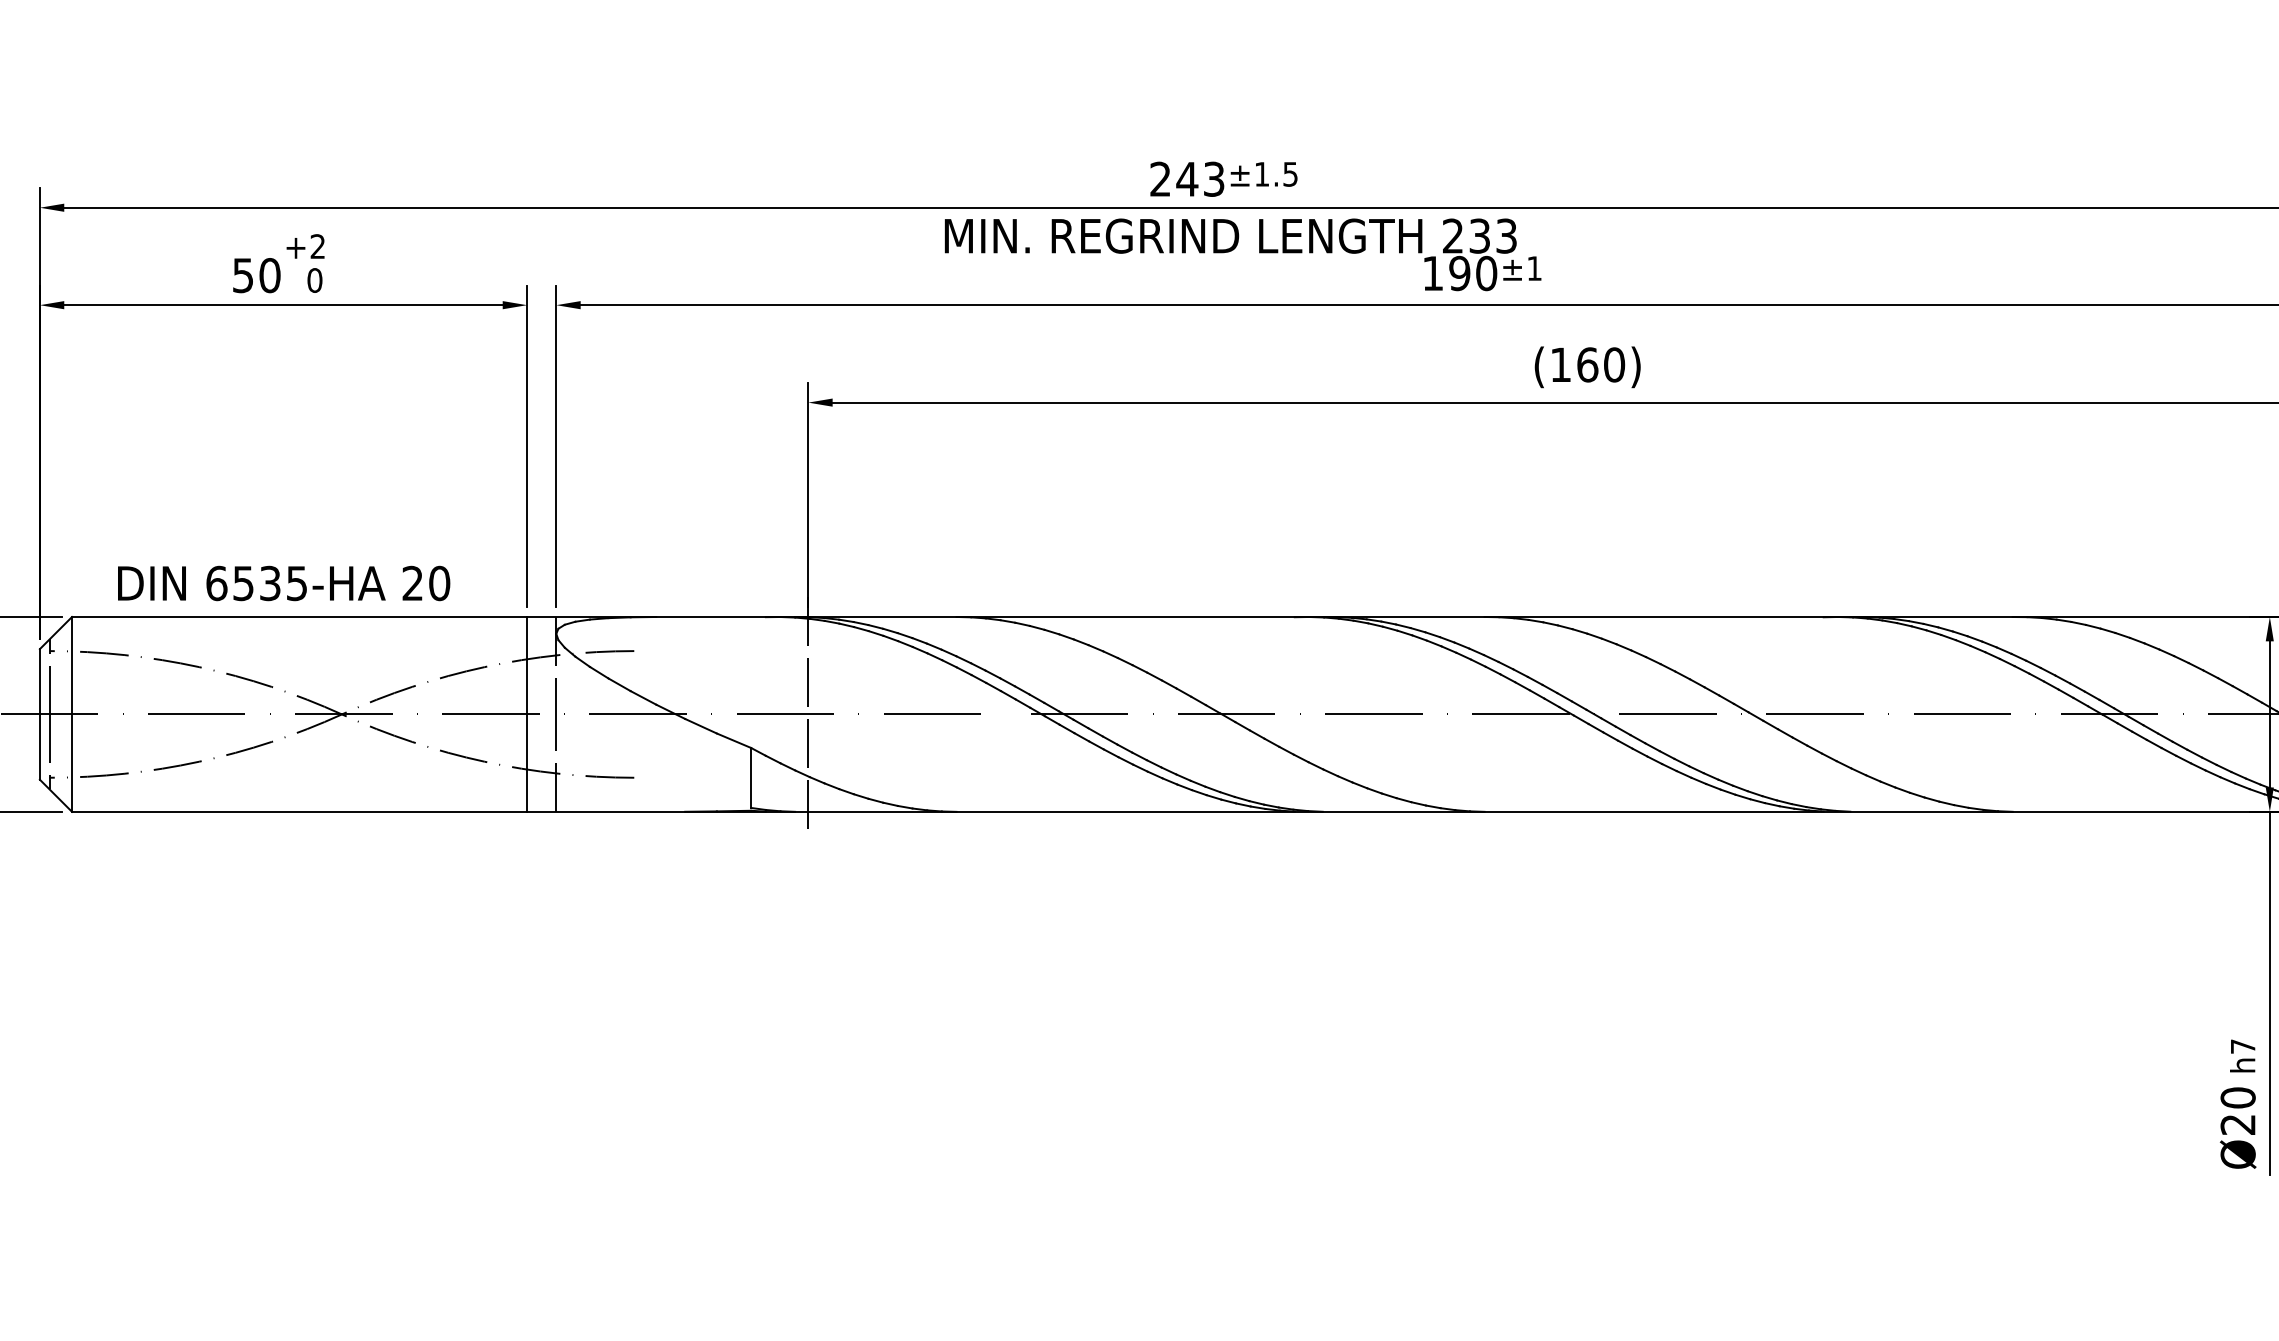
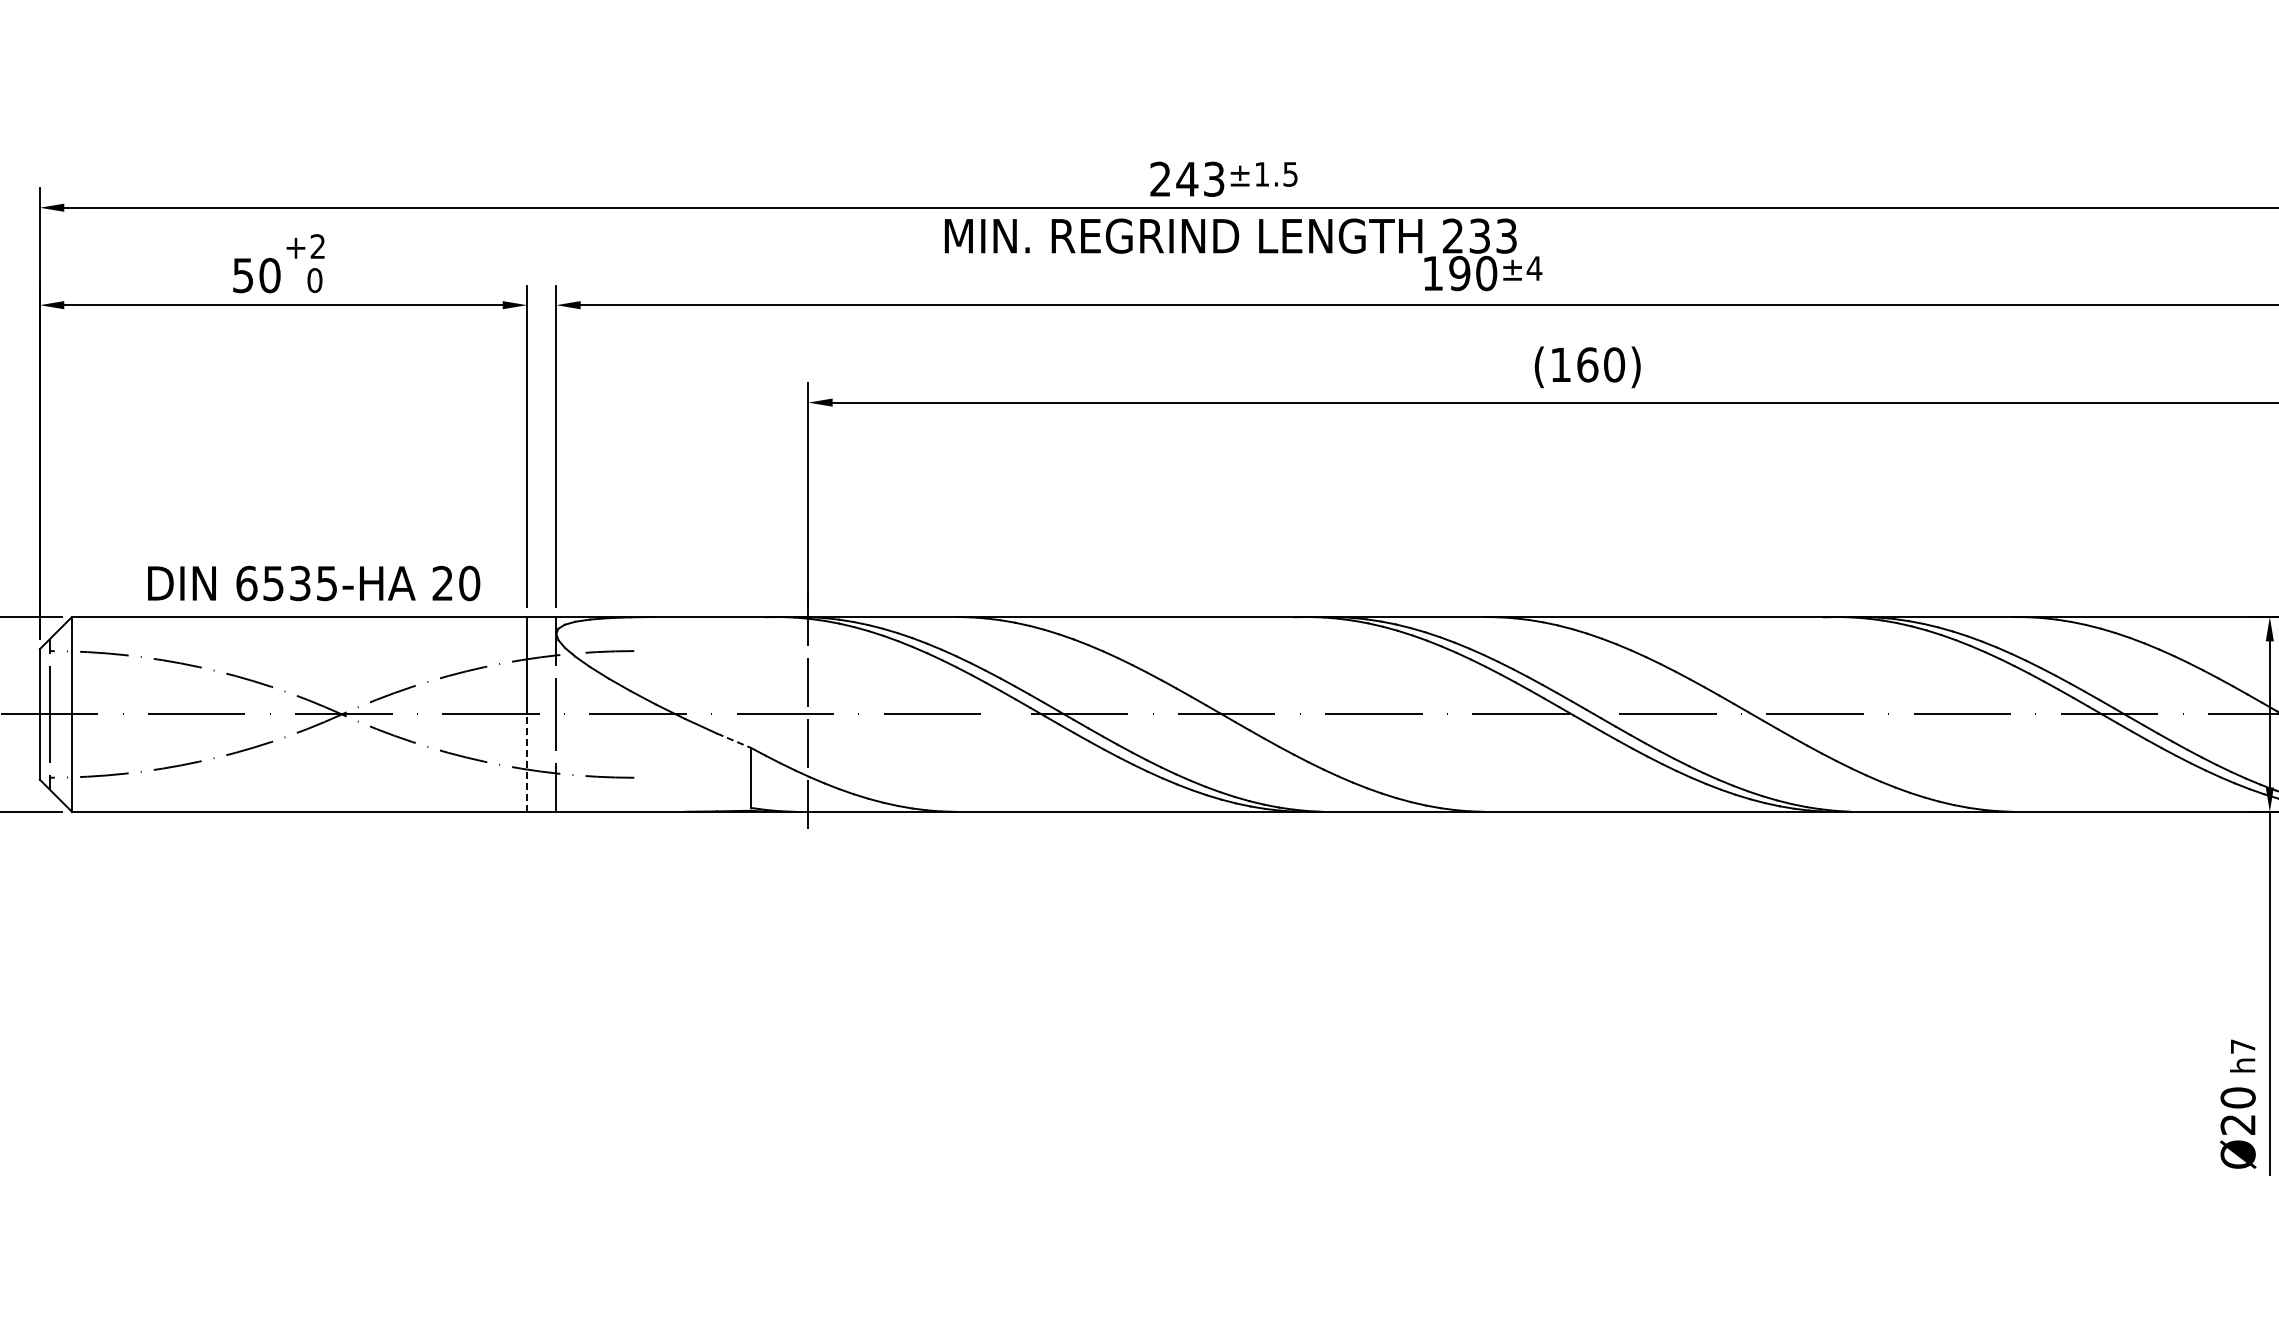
text: ±1 -> ±4 (1534, 268)
text position: (284, 583) -> (314, 583) (314, 583)
line: solid -> dashed (734, 740)
line: solid -> dashed (527, 763)
